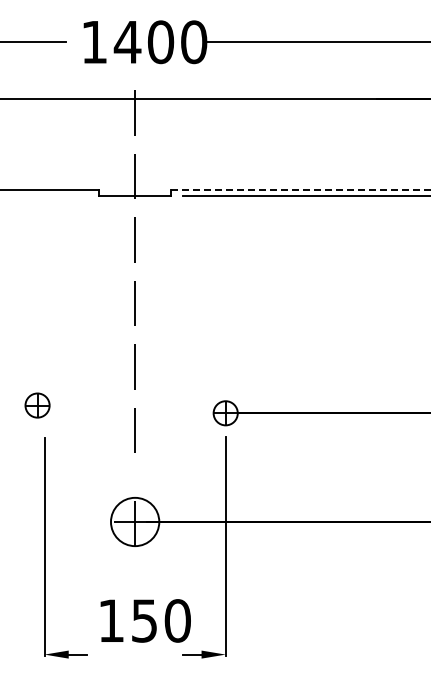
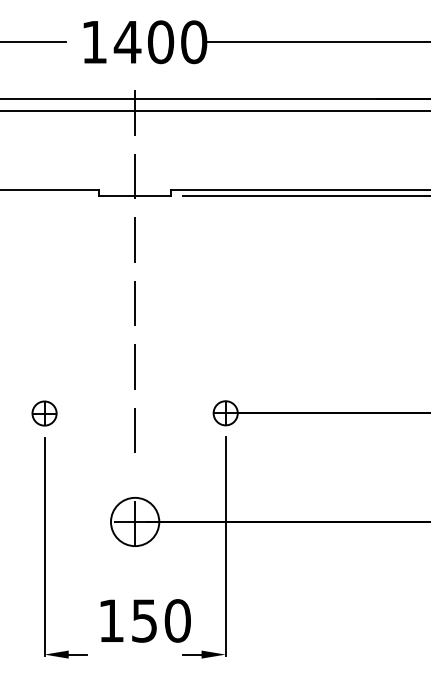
line: none -> present (214, 111)
line: dashed -> solid (301, 189)
part position: (37, 405) -> (44, 413) (44, 413)
